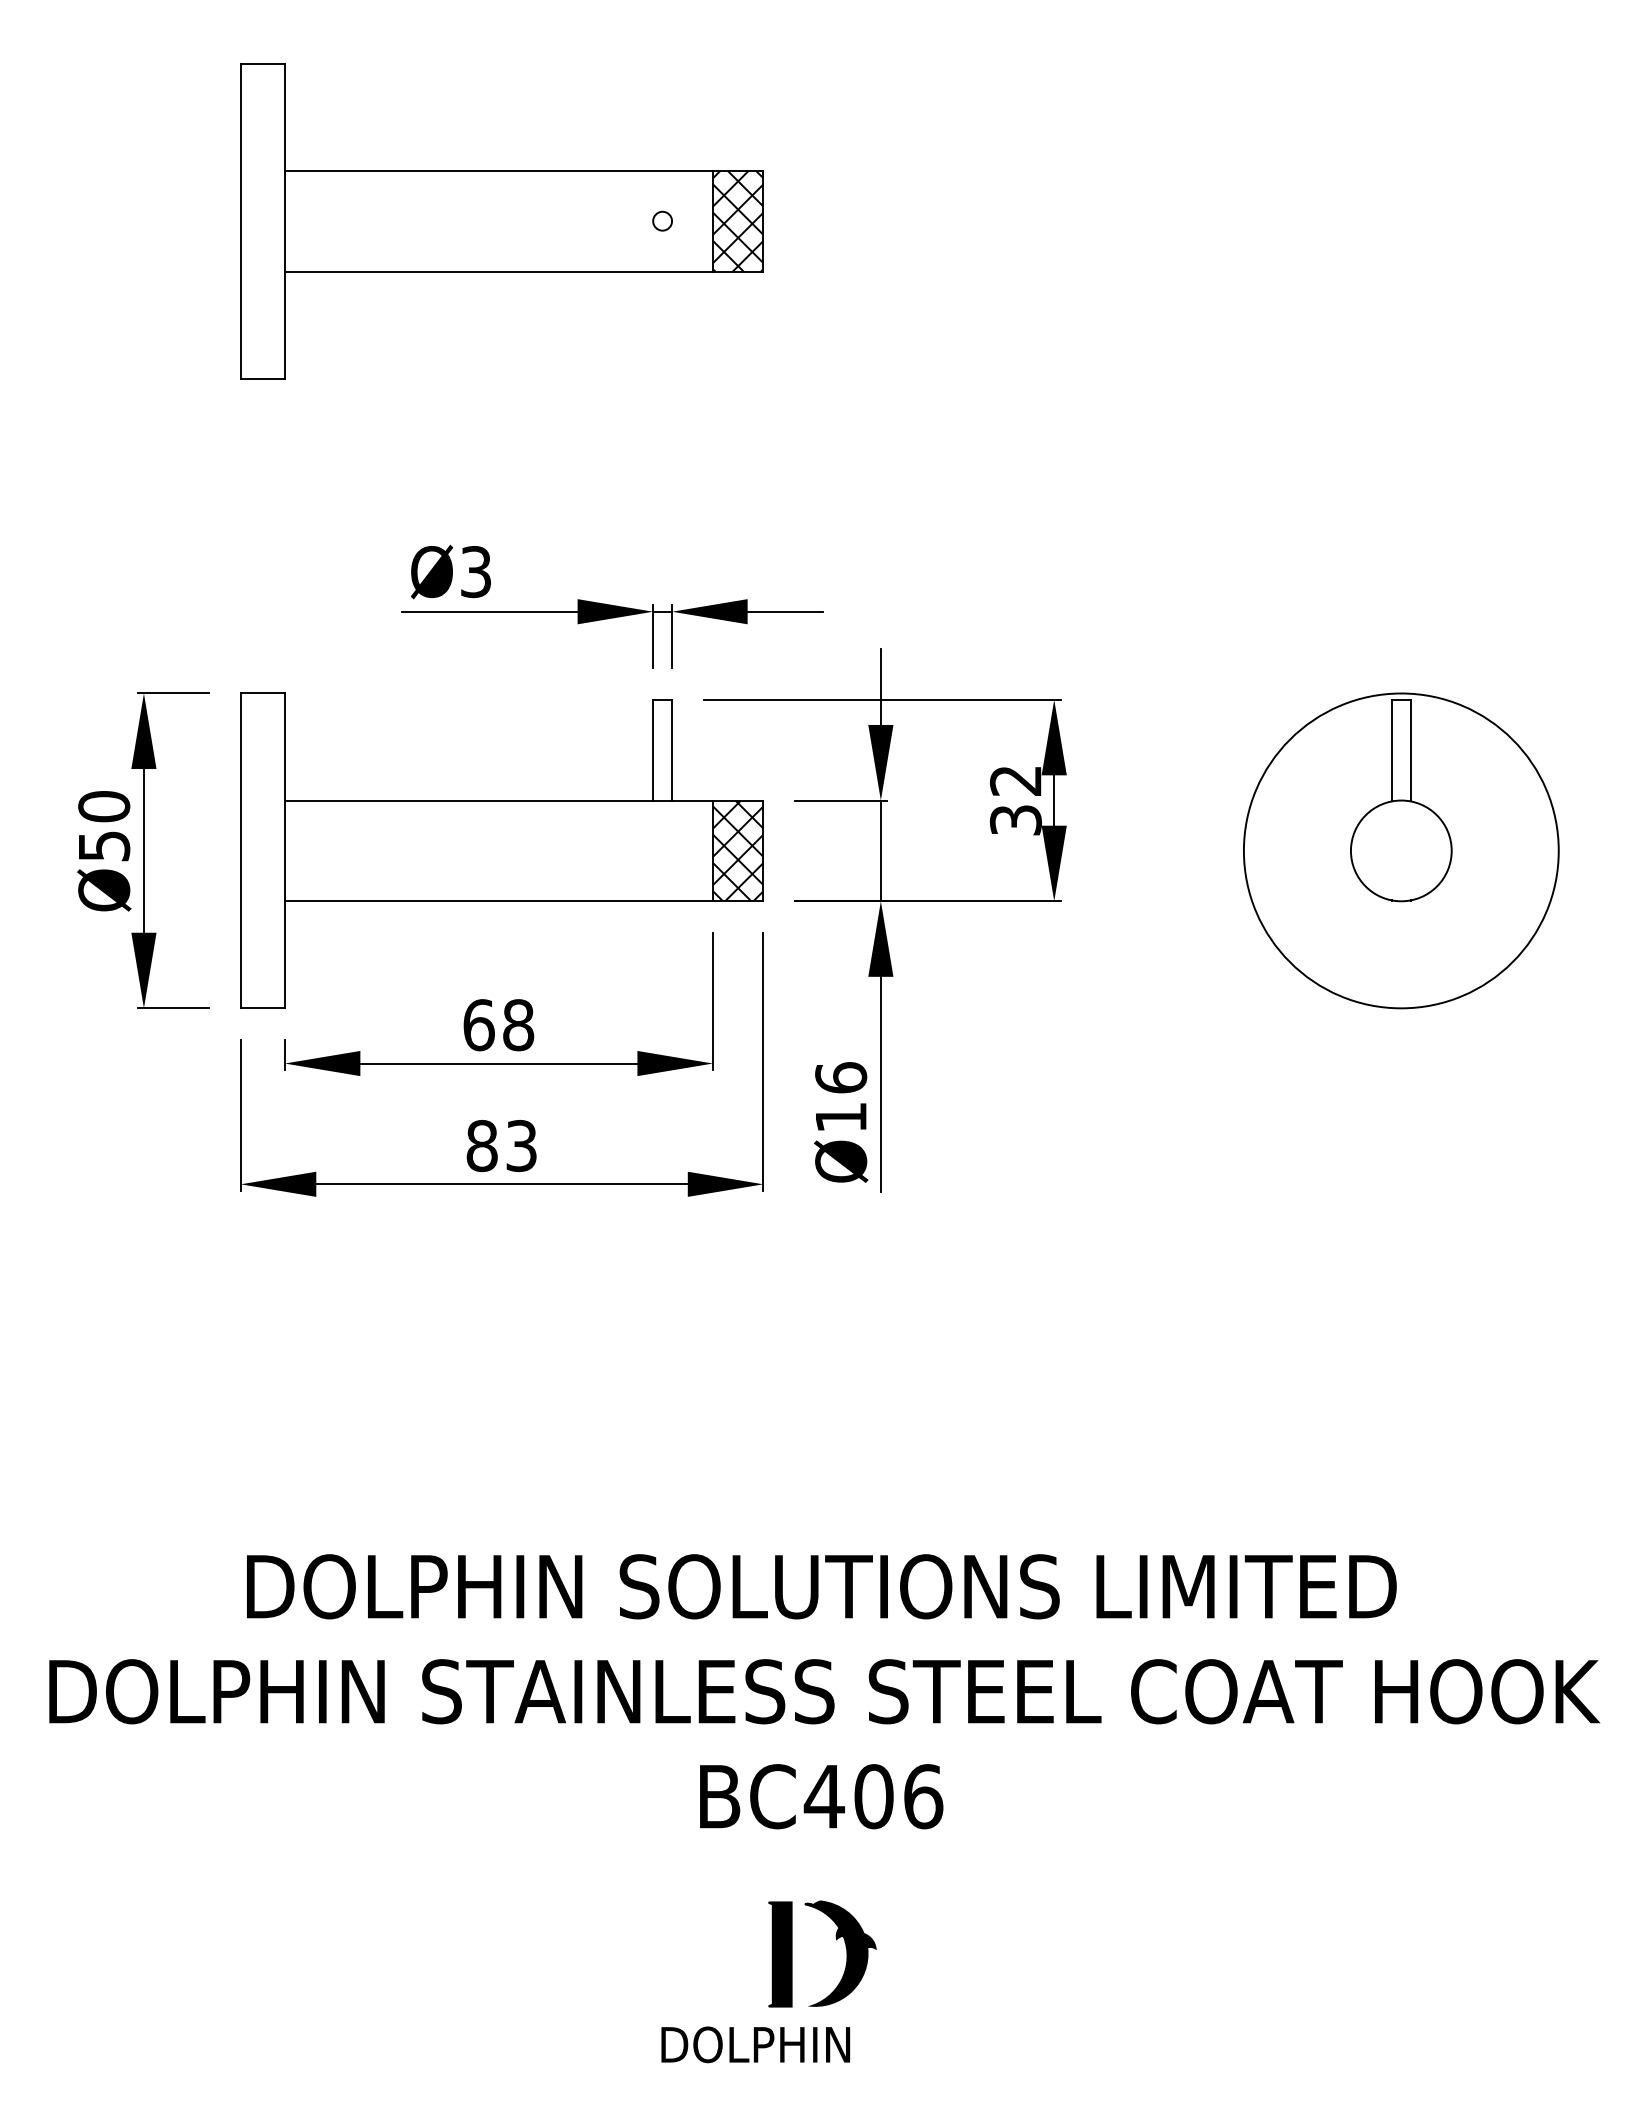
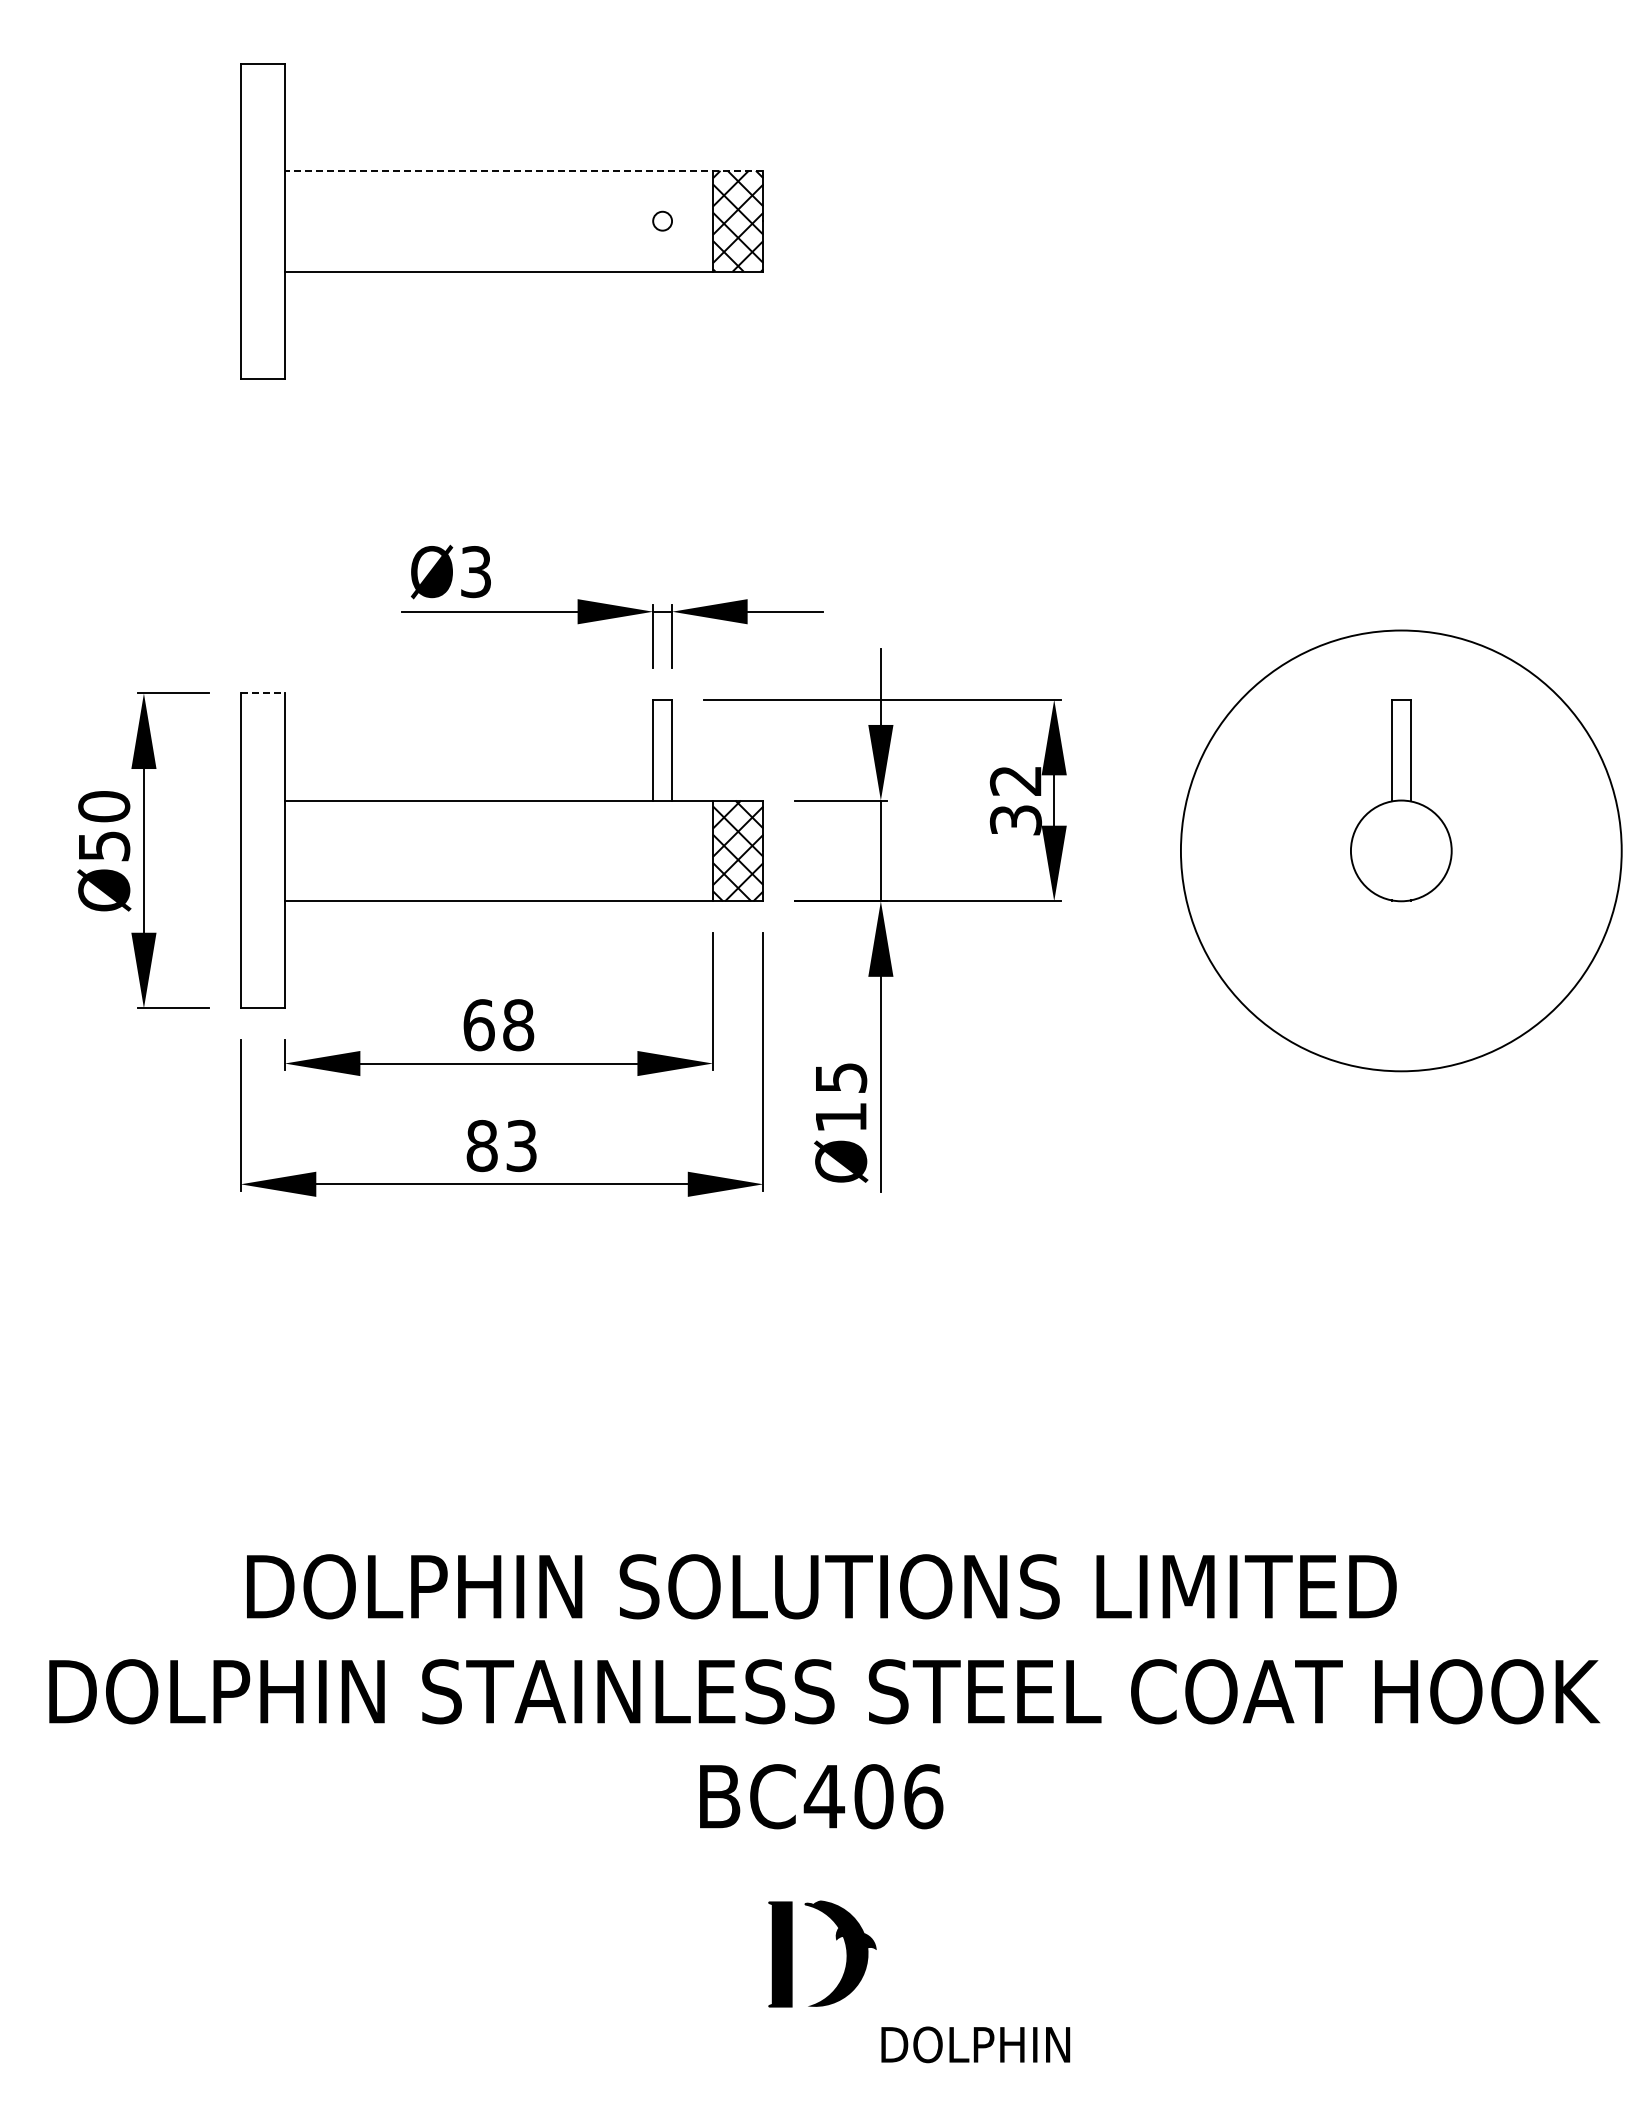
line: solid -> dashed (523, 170)
line: solid -> dashed (263, 693)
circle diameter: 315 px -> 441 px (1400, 850)
text: Ø16 -> Ø15 (841, 1077)
text position: (755, 2044) -> (975, 2044) (975, 2044)
